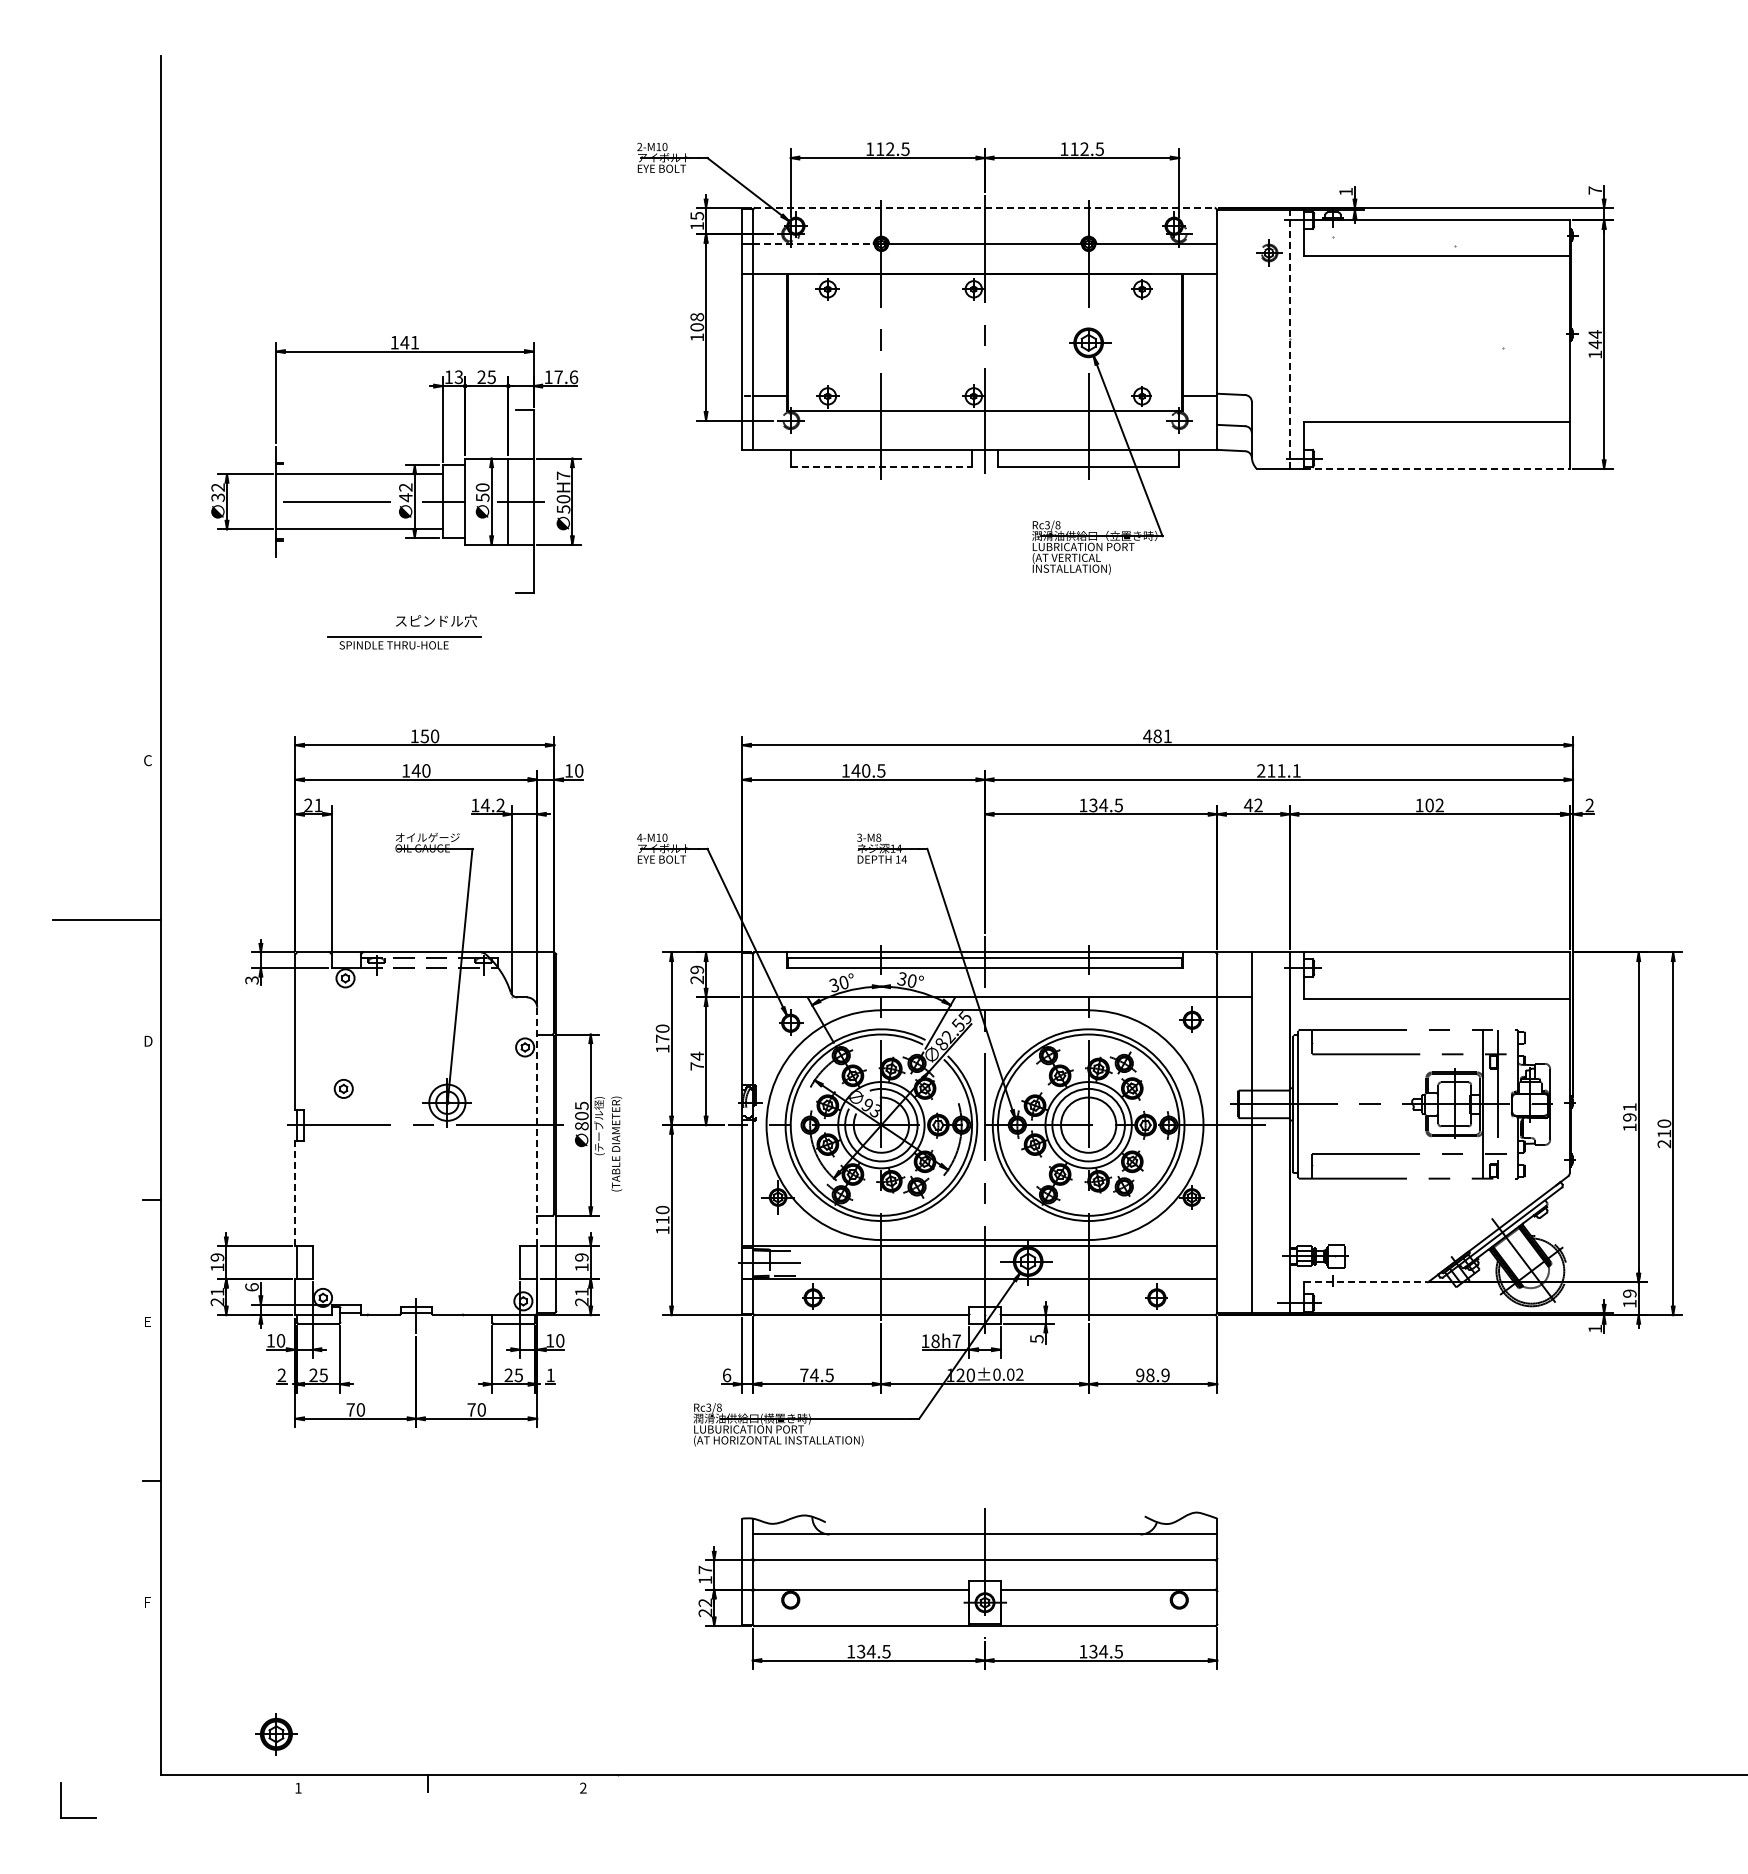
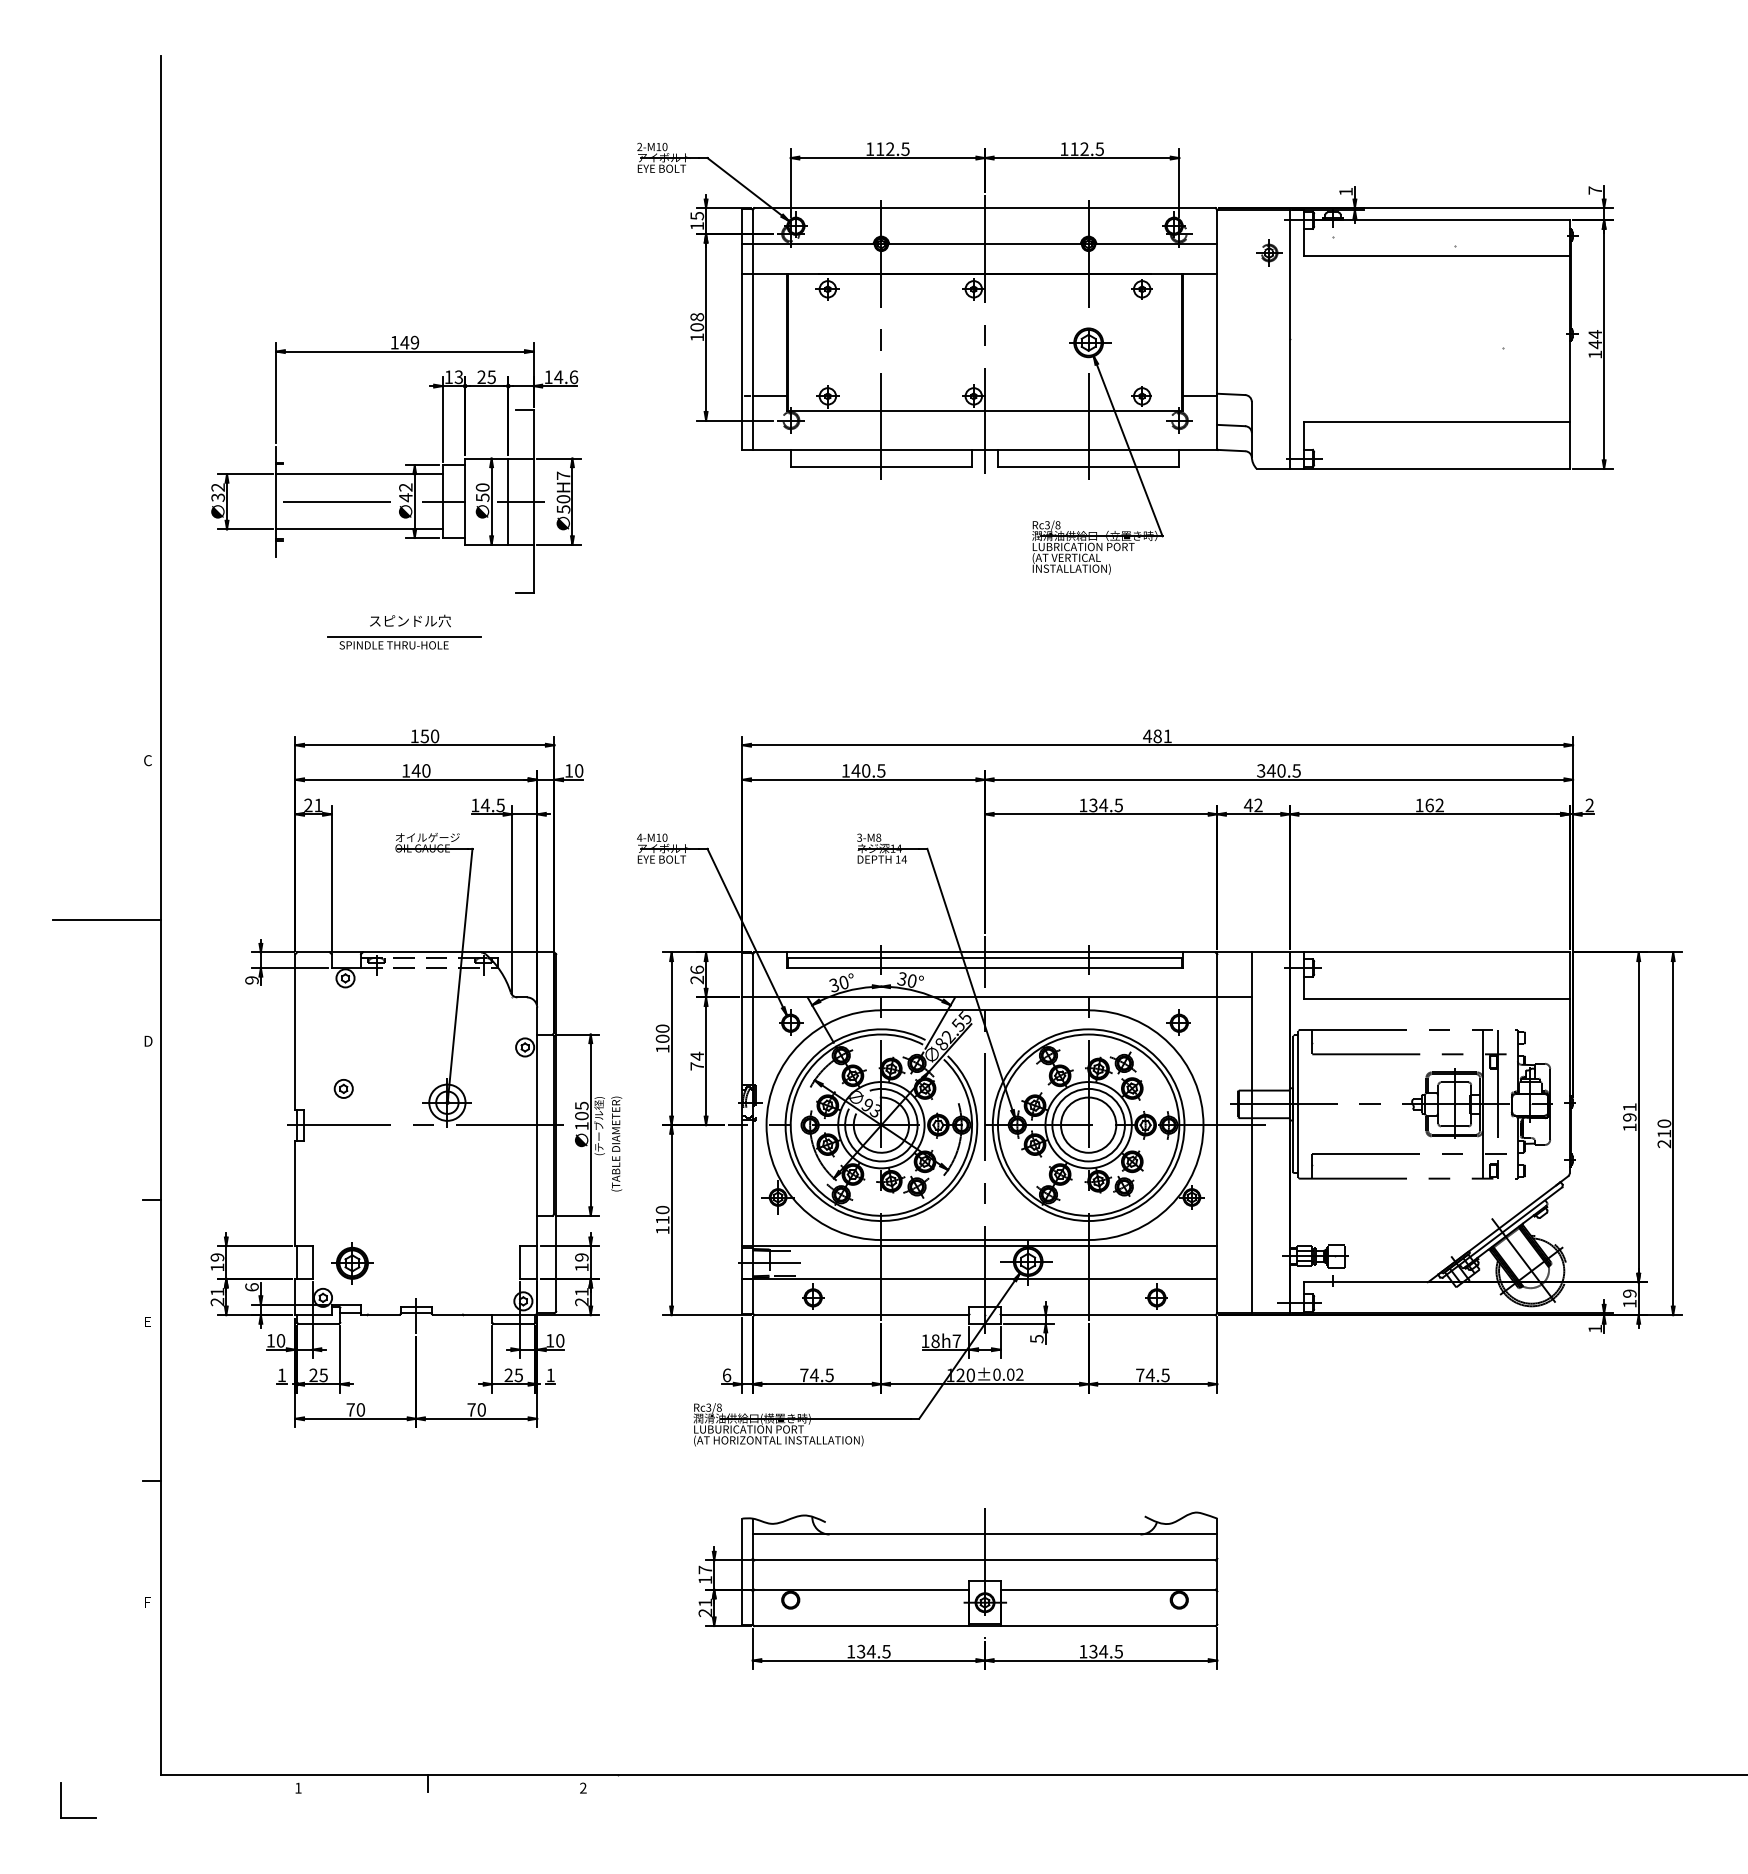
line: dashed -> solid (985, 208)
line: dashed -> solid (813, 244)
line: dashed -> solid (1289, 339)
text: 141 -> 149 (414, 342)
text: 17.6 -> 14.6 (558, 376)
line: dashed -> solid (881, 467)
line: dashed -> solid (1436, 468)
text position: (436, 620) -> (410, 620) (410, 620)
text: 211.1 -> 340.5 (1278, 770)
text: 14.2 -> 14.5 (500, 805)
text: 102 -> 162 (1429, 805)
text: 29 -> 26 (697, 969)
text: 3 -> 9 (251, 980)
part position: (1191, 1019) -> (1178, 1022) (1178, 1022)
text: 170 -> 100 (662, 1038)
line: dashed -> solid (537, 1126)
text: 805 -> 105 (581, 1126)
line: dashed -> solid (295, 1193)
line: dashed -> solid (1365, 1282)
text: 2 -> 1 (281, 1374)
text: 98.9 -> 74.5 (1152, 1375)
text: 22 -> 21 (704, 1602)
part position: (276, 1734) -> (352, 1263) (352, 1263)
